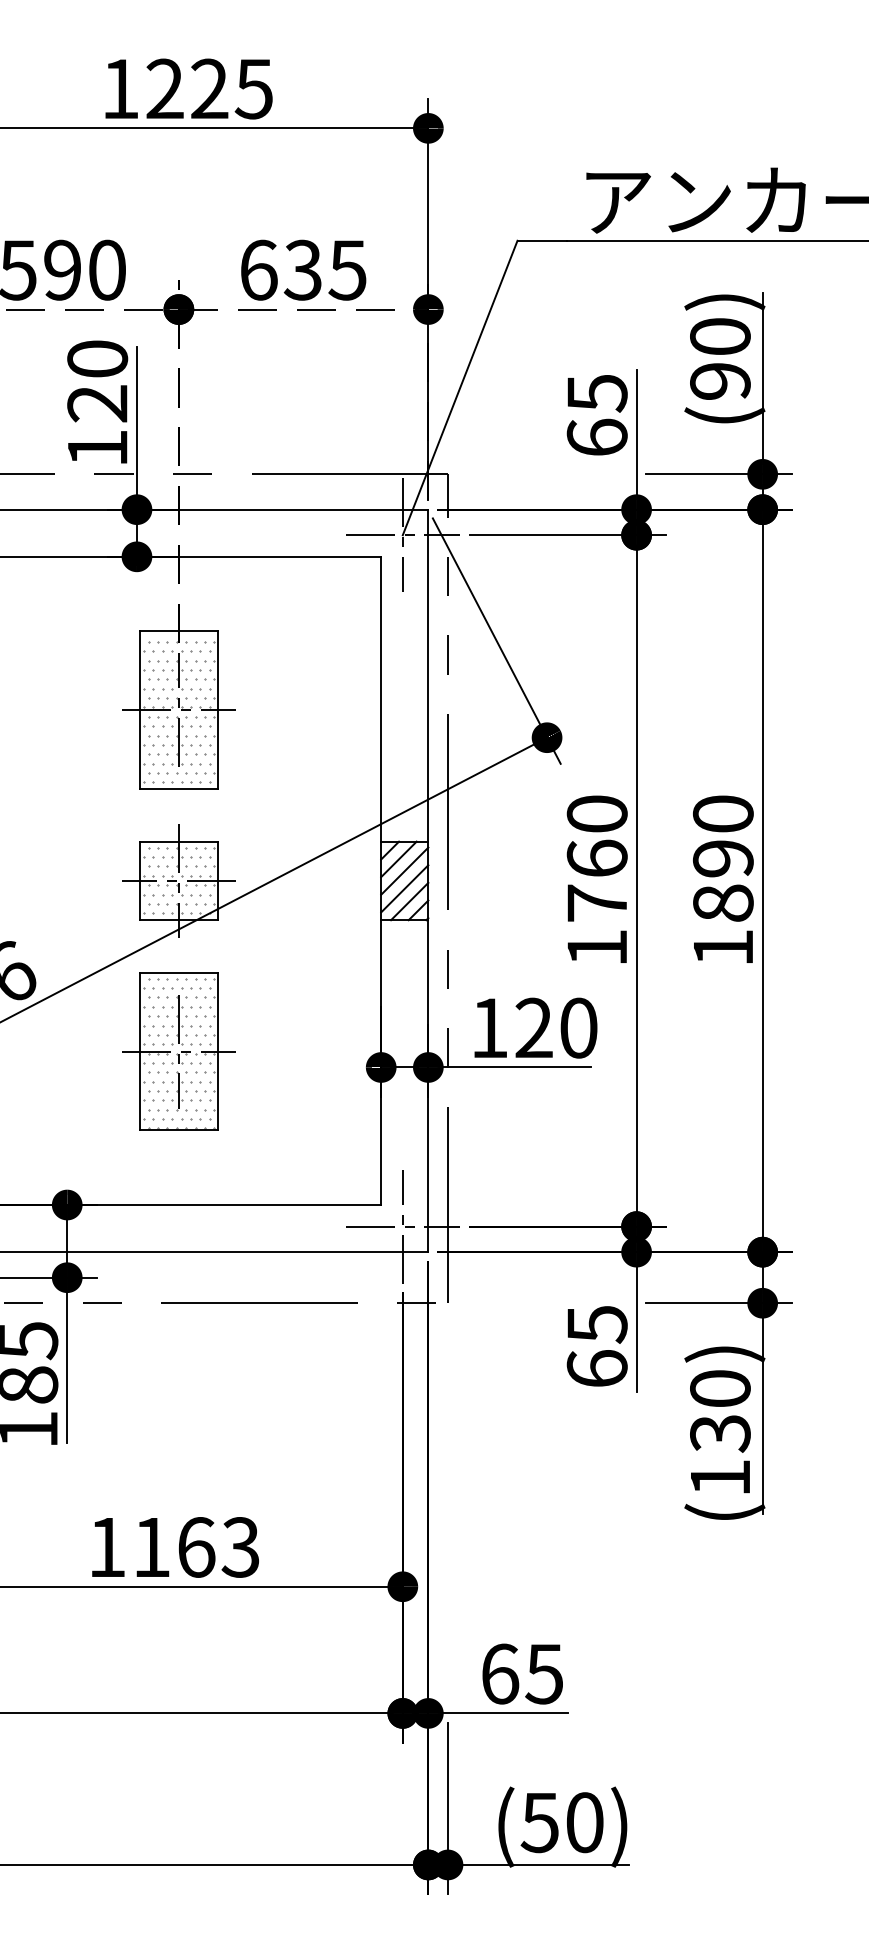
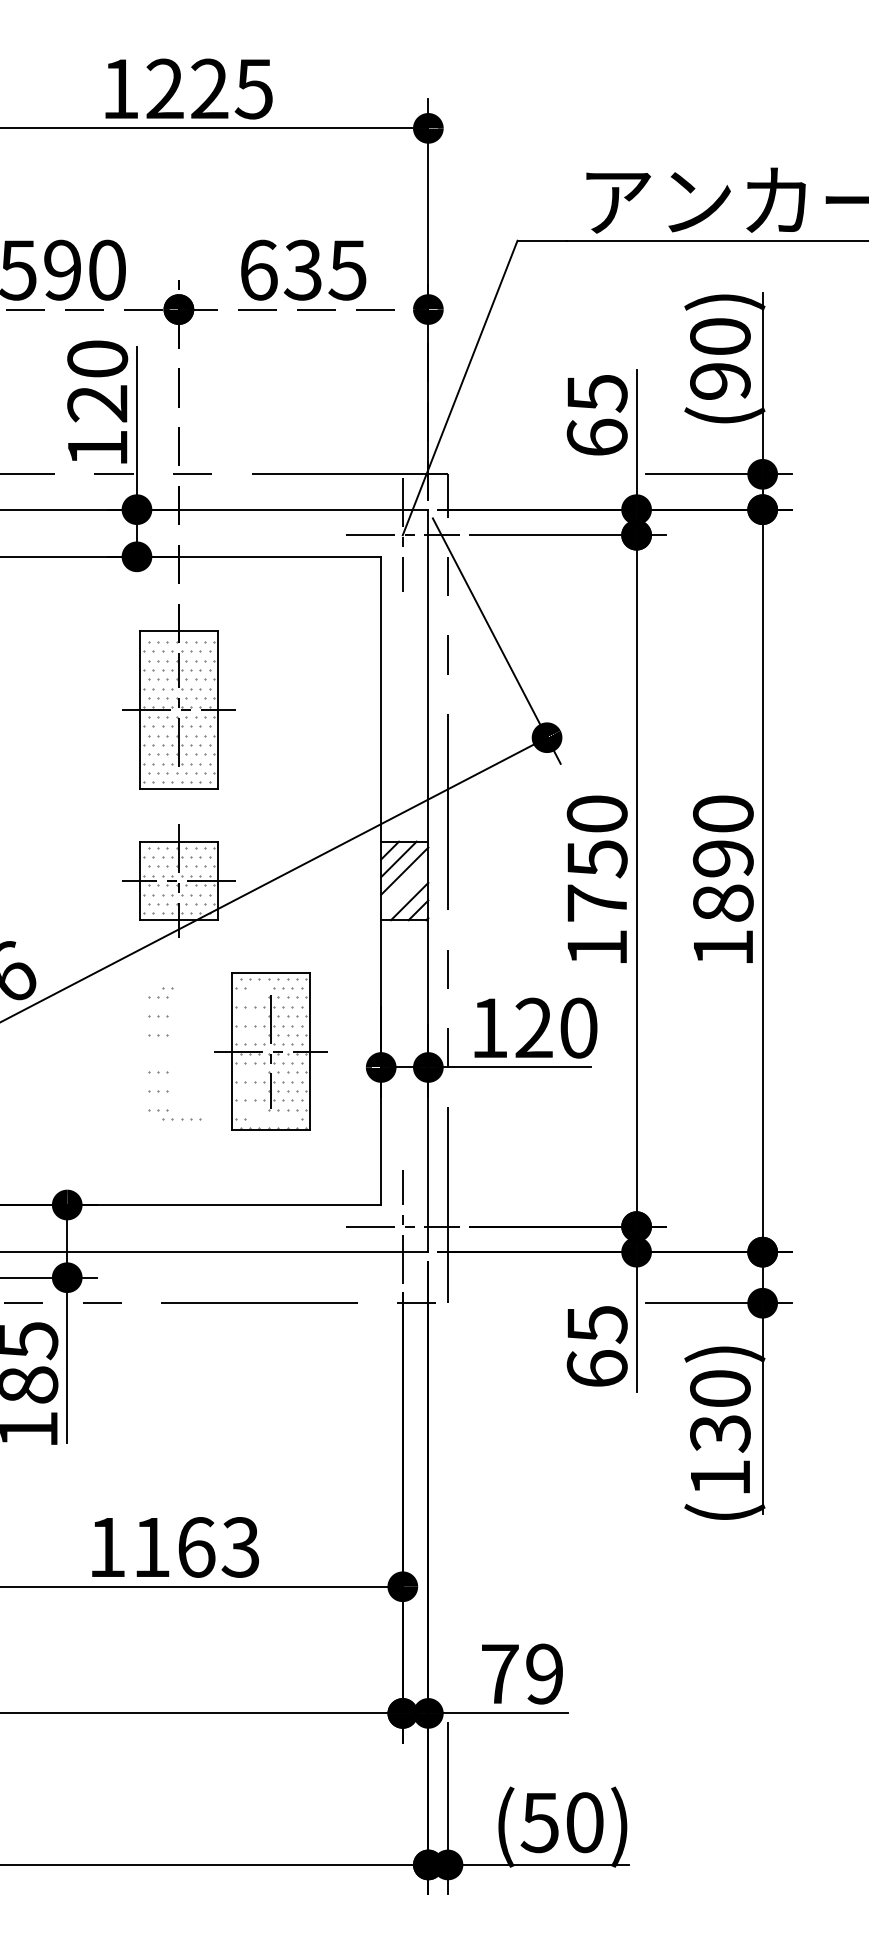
text: 1760 -> 1750 (596, 858)
line: present -> none (404, 888)
part position: (178, 1051) -> (270, 1051) (270, 1051)
text: 65 -> 79 (522, 1673)
